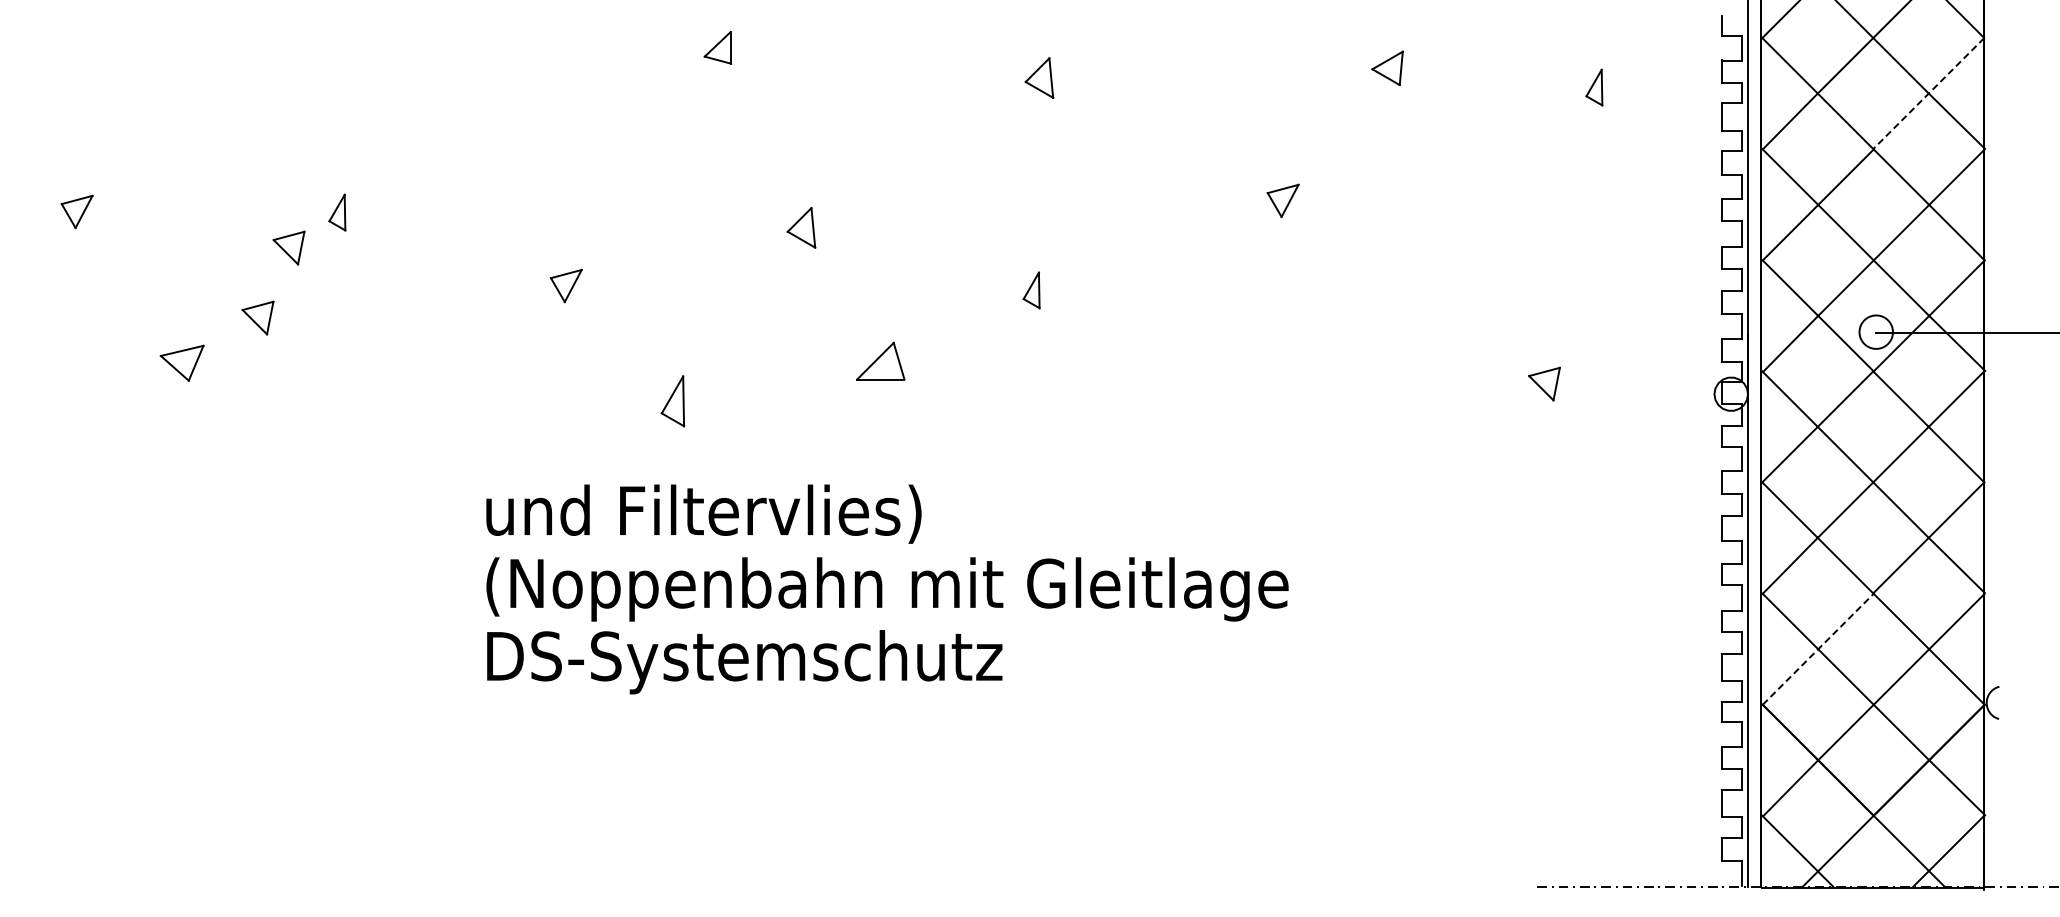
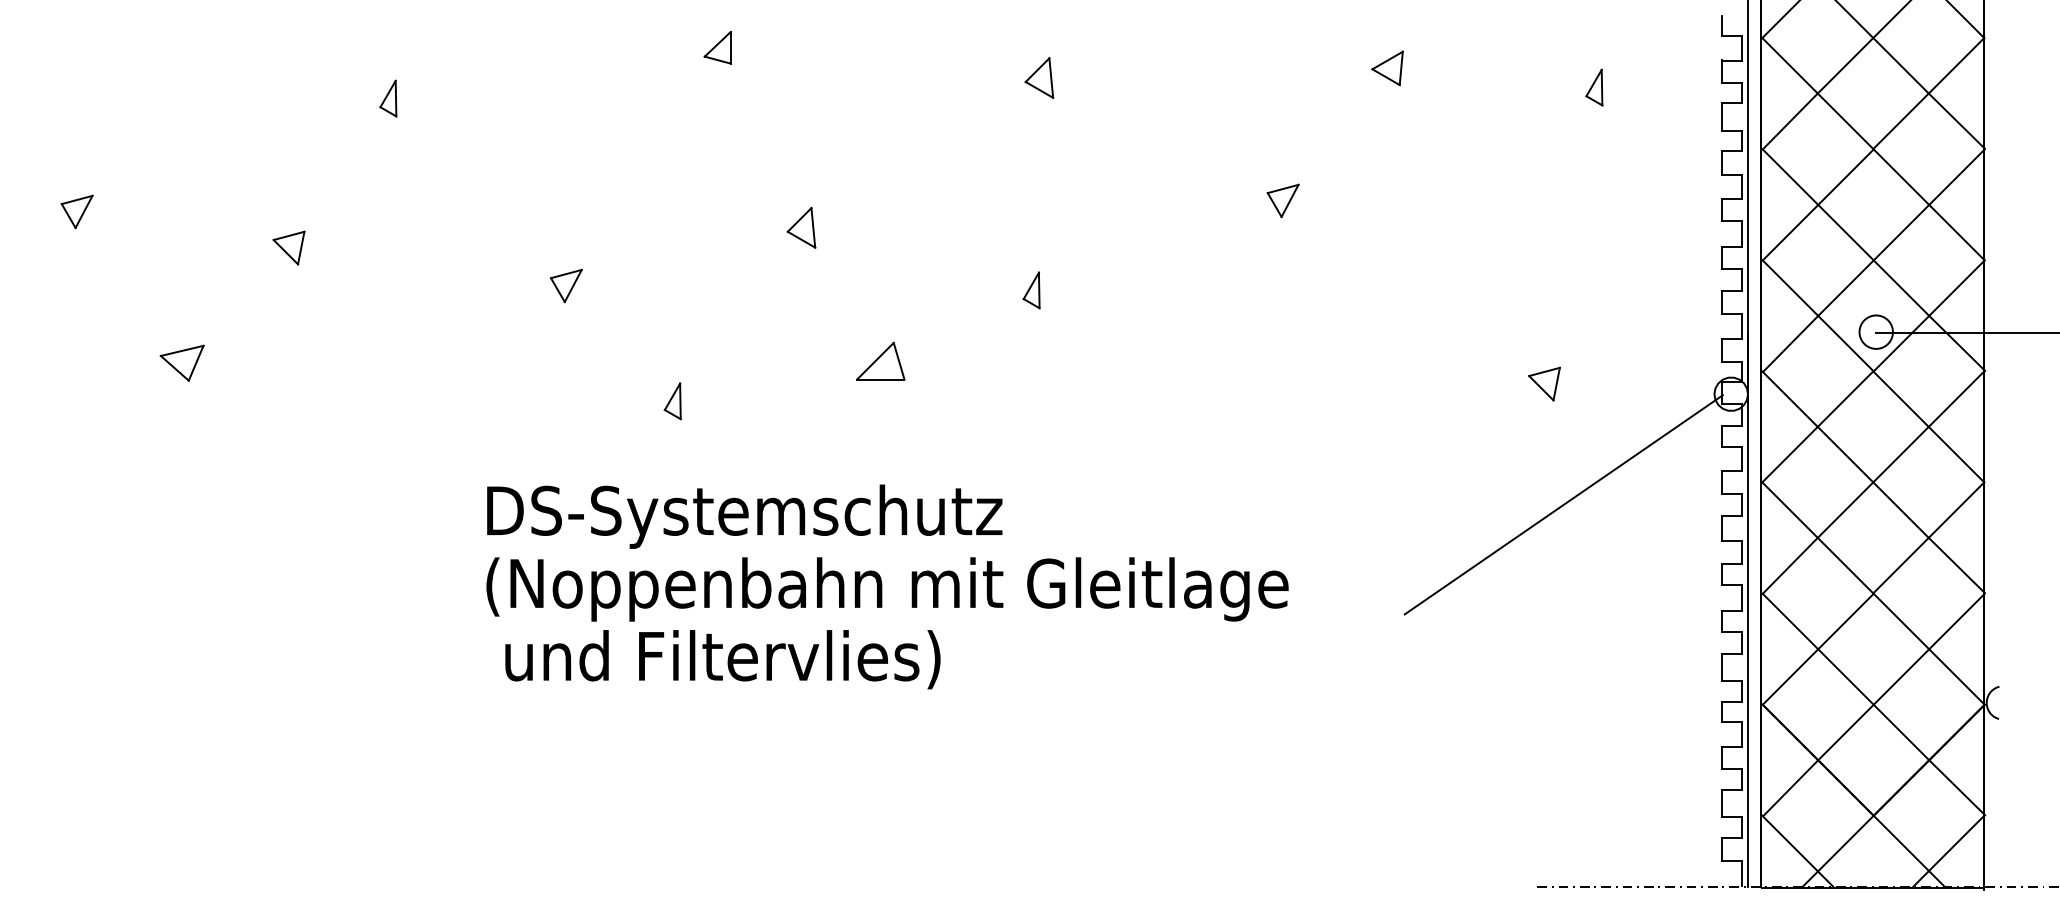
line: dashed -> solid (1928, 93)
part position: (337, 212) -> (388, 98) (388, 98)
part: present -> none (257, 317)
part size: 26x53 px -> 19x39 px (672, 401)
line: none -> present (1563, 504)
text: und Filtervlies) -> DS-Systemschutz (744, 516)
line: dashed -> solid (1818, 648)
text: DS-Systemschutz -> und Filtervlies) (744, 662)
